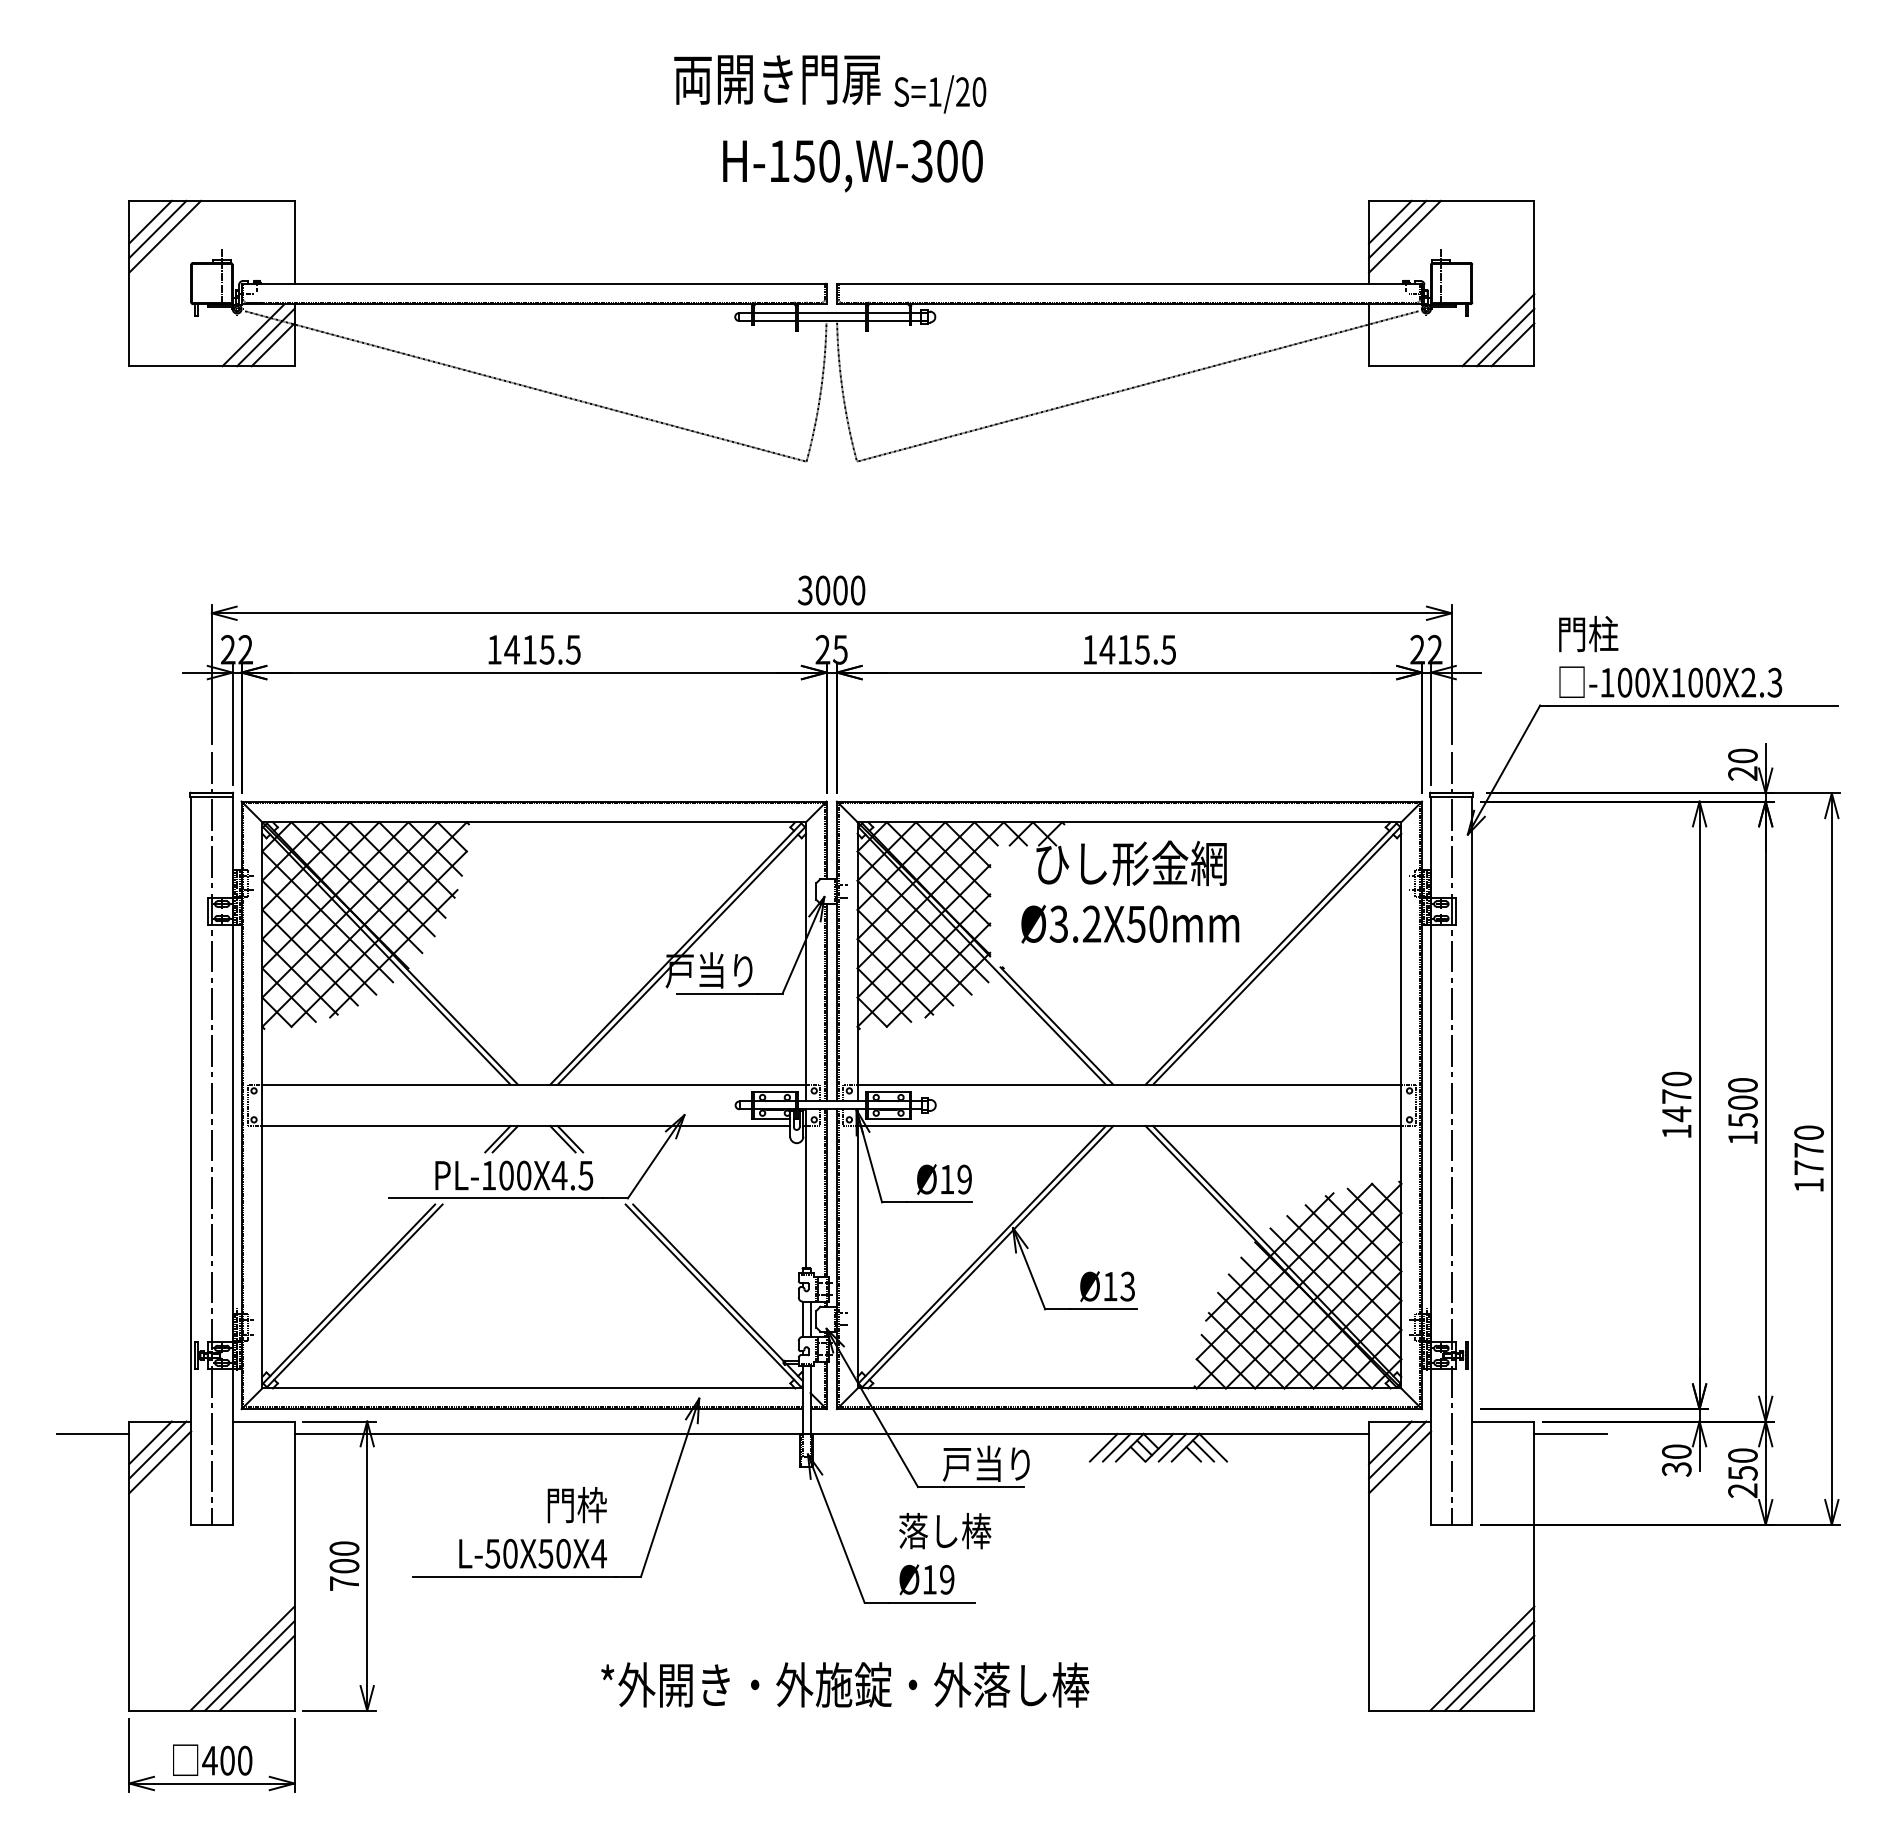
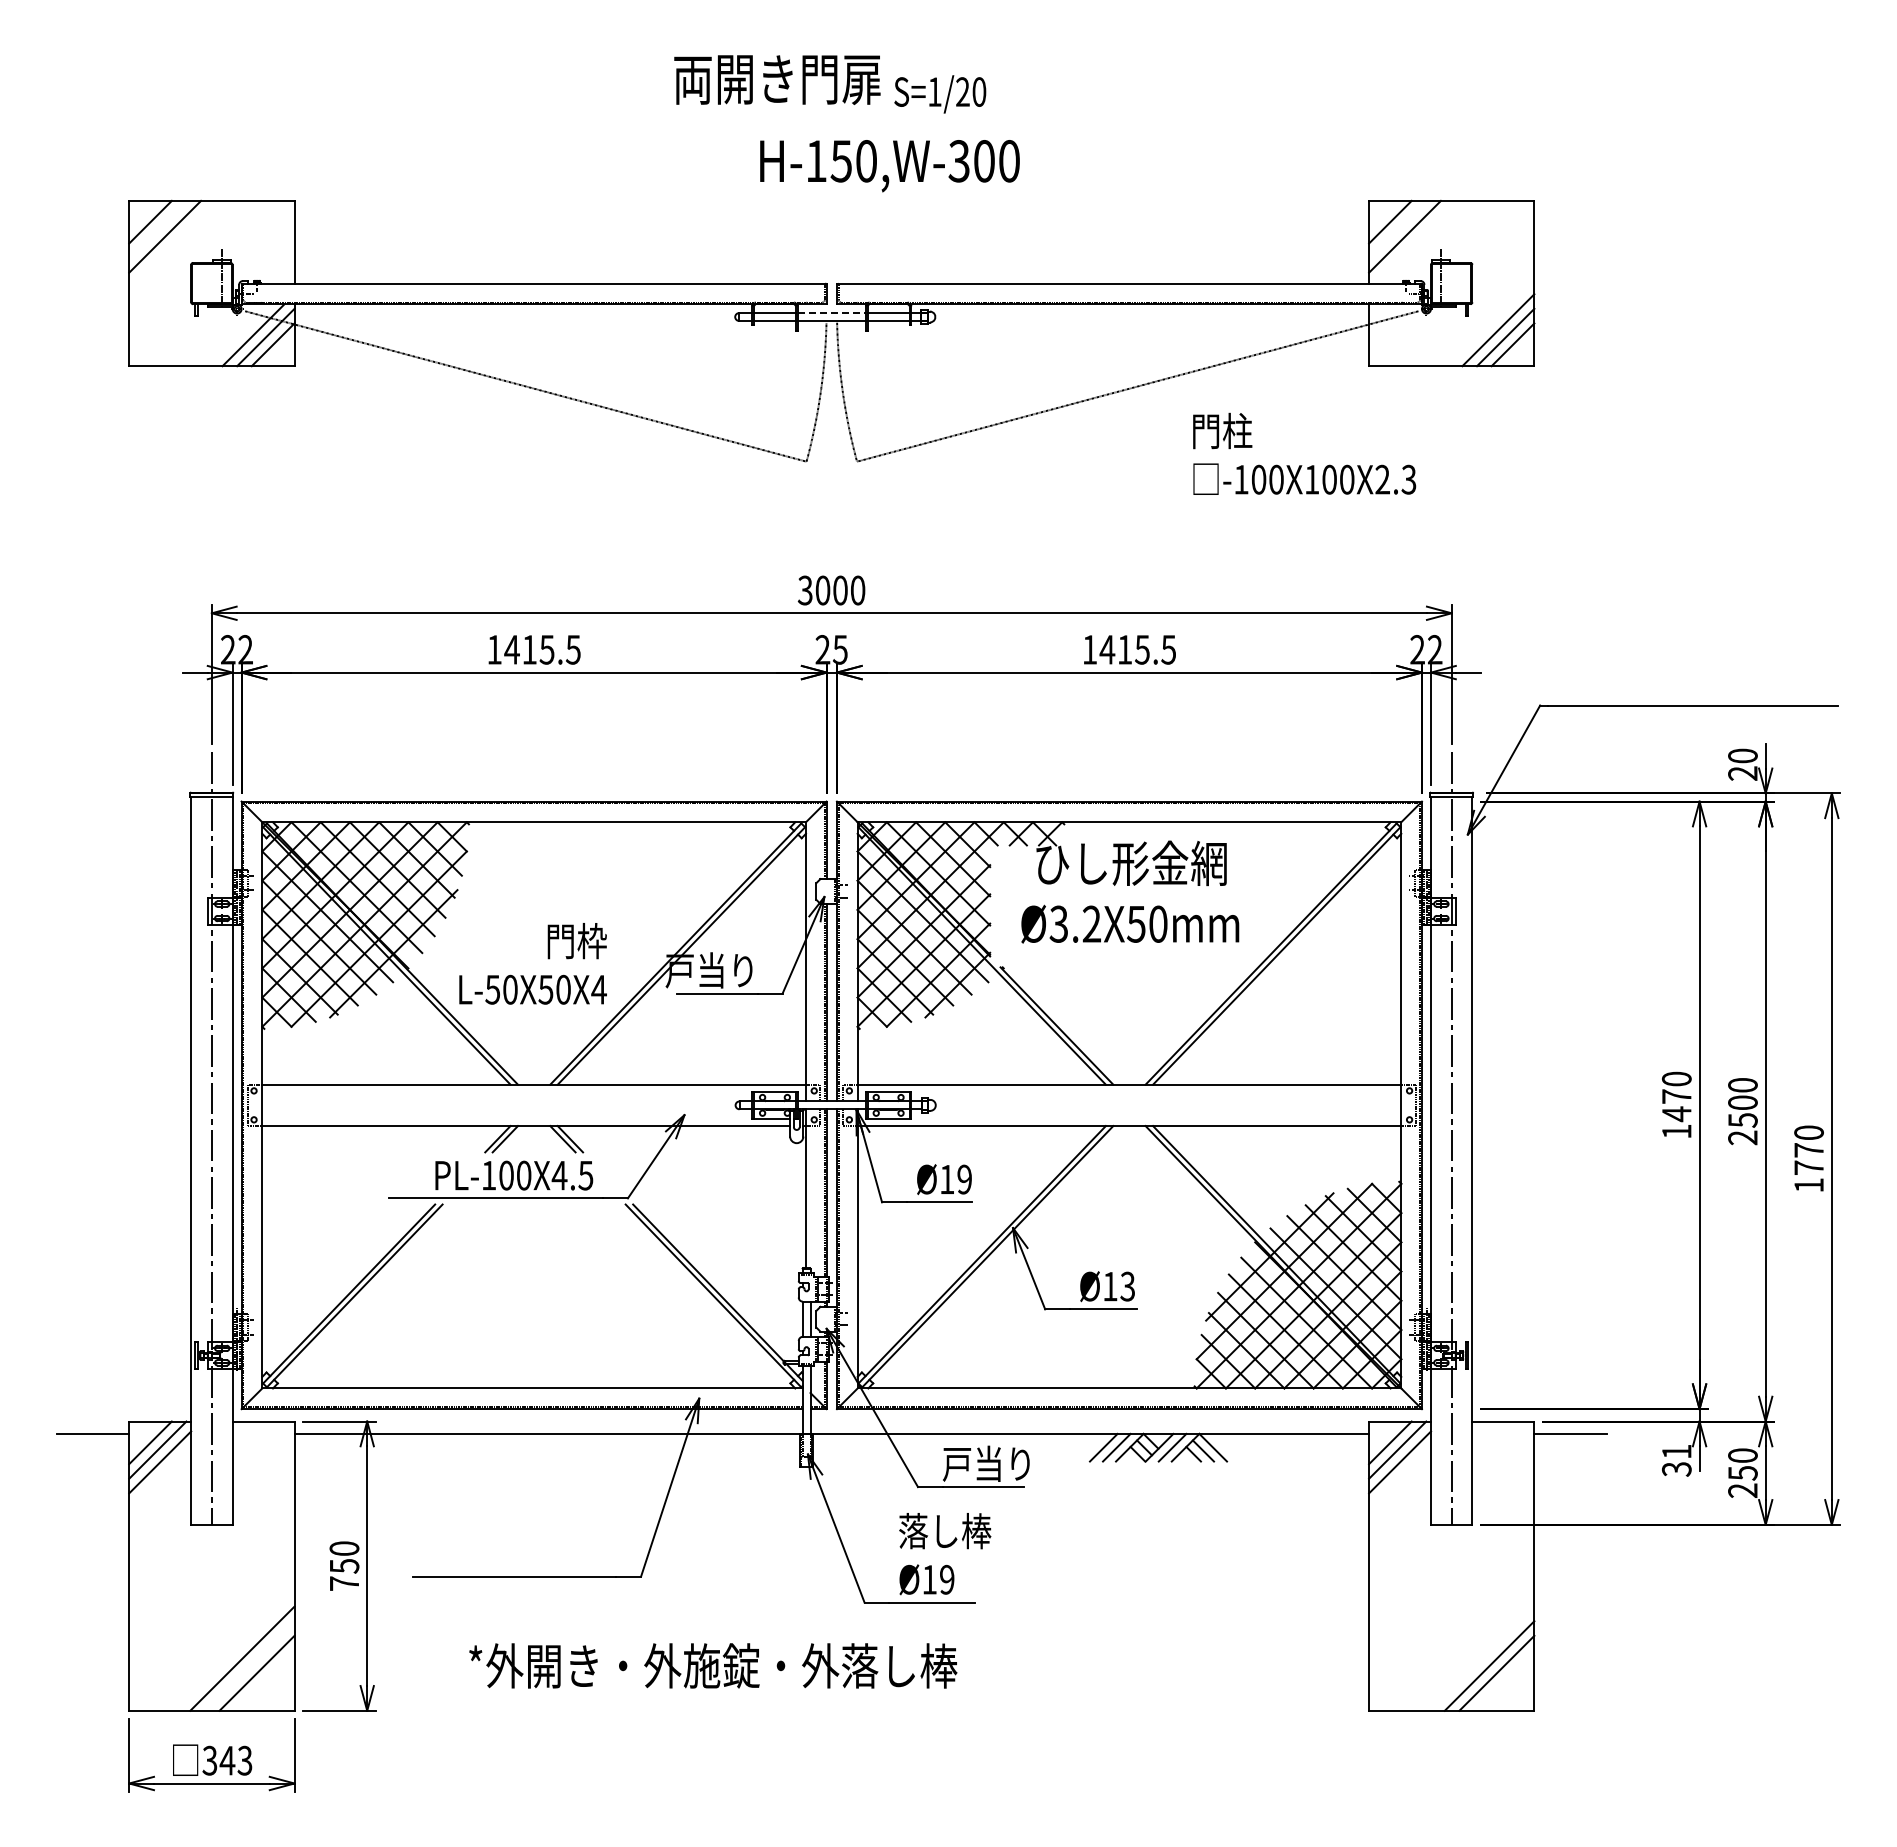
text position: (852, 166) -> (889, 166) (889, 166)
line: present -> none (157, 229)
line: present -> none (1397, 229)
line: solid -> dashed (832, 313)
text position: (1670, 656) -> (1304, 453) (1304, 453)
text: 1500 -> 2500 (1742, 1137)
text: 30 -> 31 (1676, 1451)
text position: (532, 1527) -> (532, 963) (532, 963)
text: 700 -> 750 (344, 1566)
line: present -> none (1482, 1658)
line: present -> none (249, 1665)
text position: (845, 1684) -> (713, 1665) (713, 1665)
text: 400 -> 343 (227, 1760)
